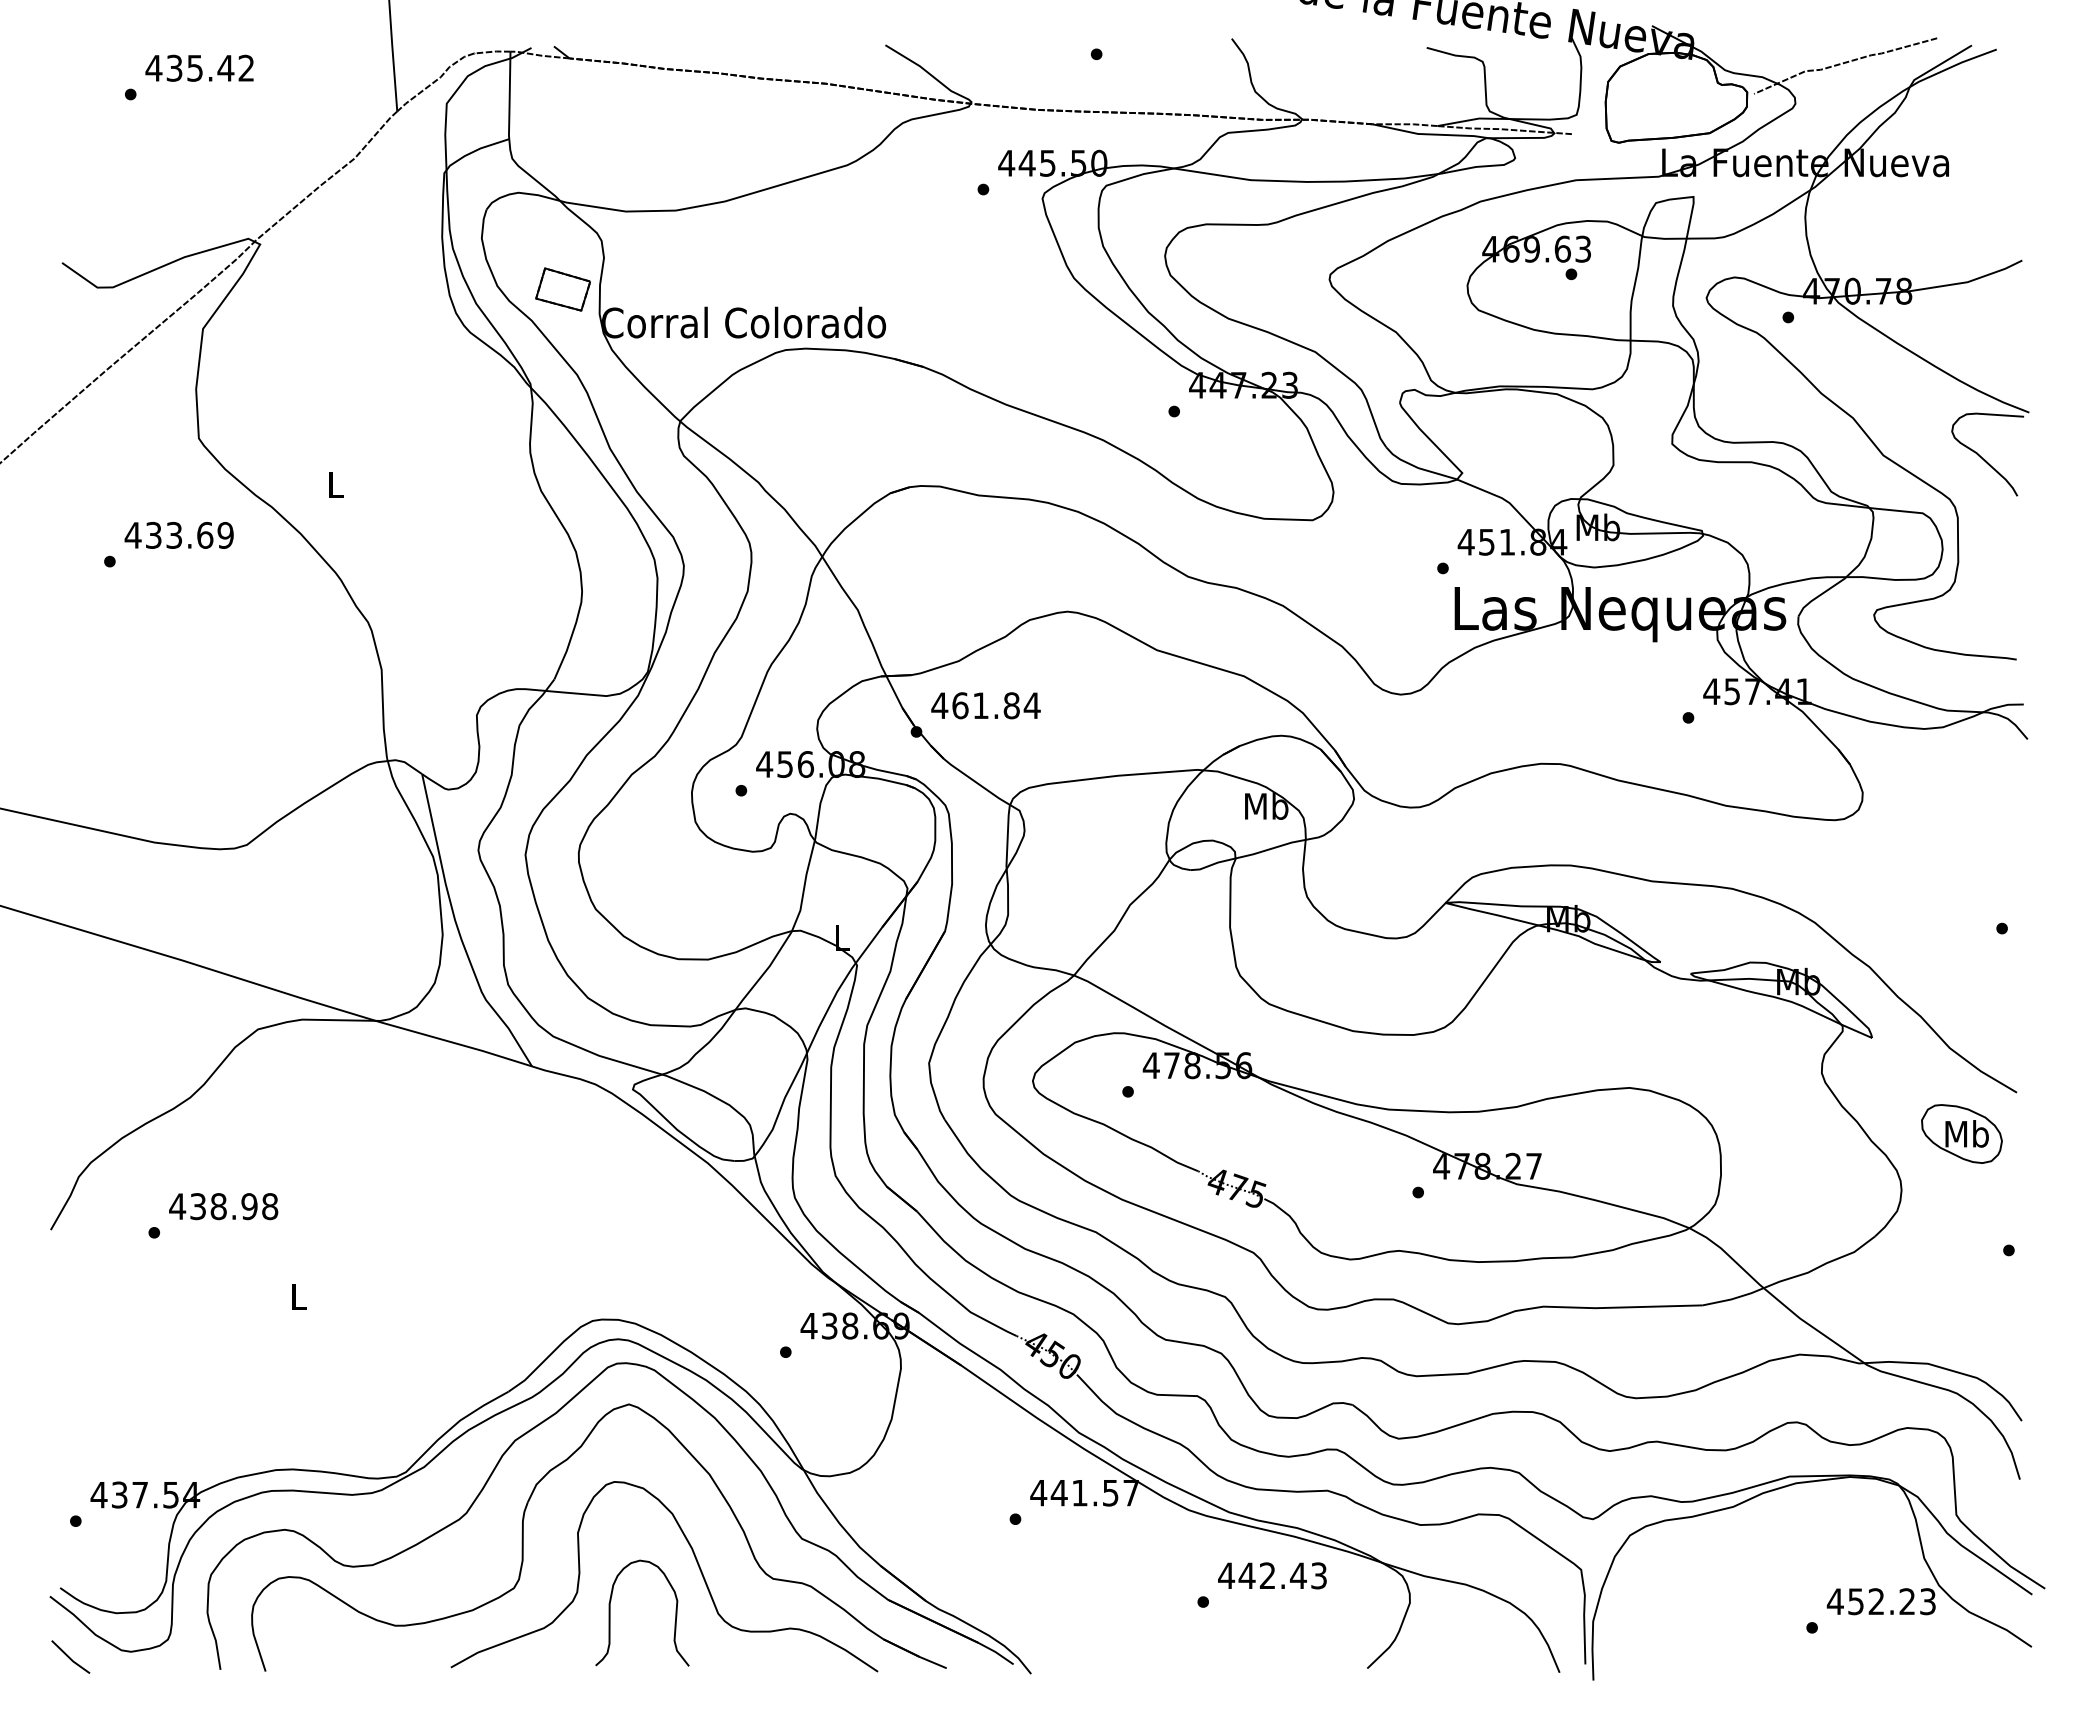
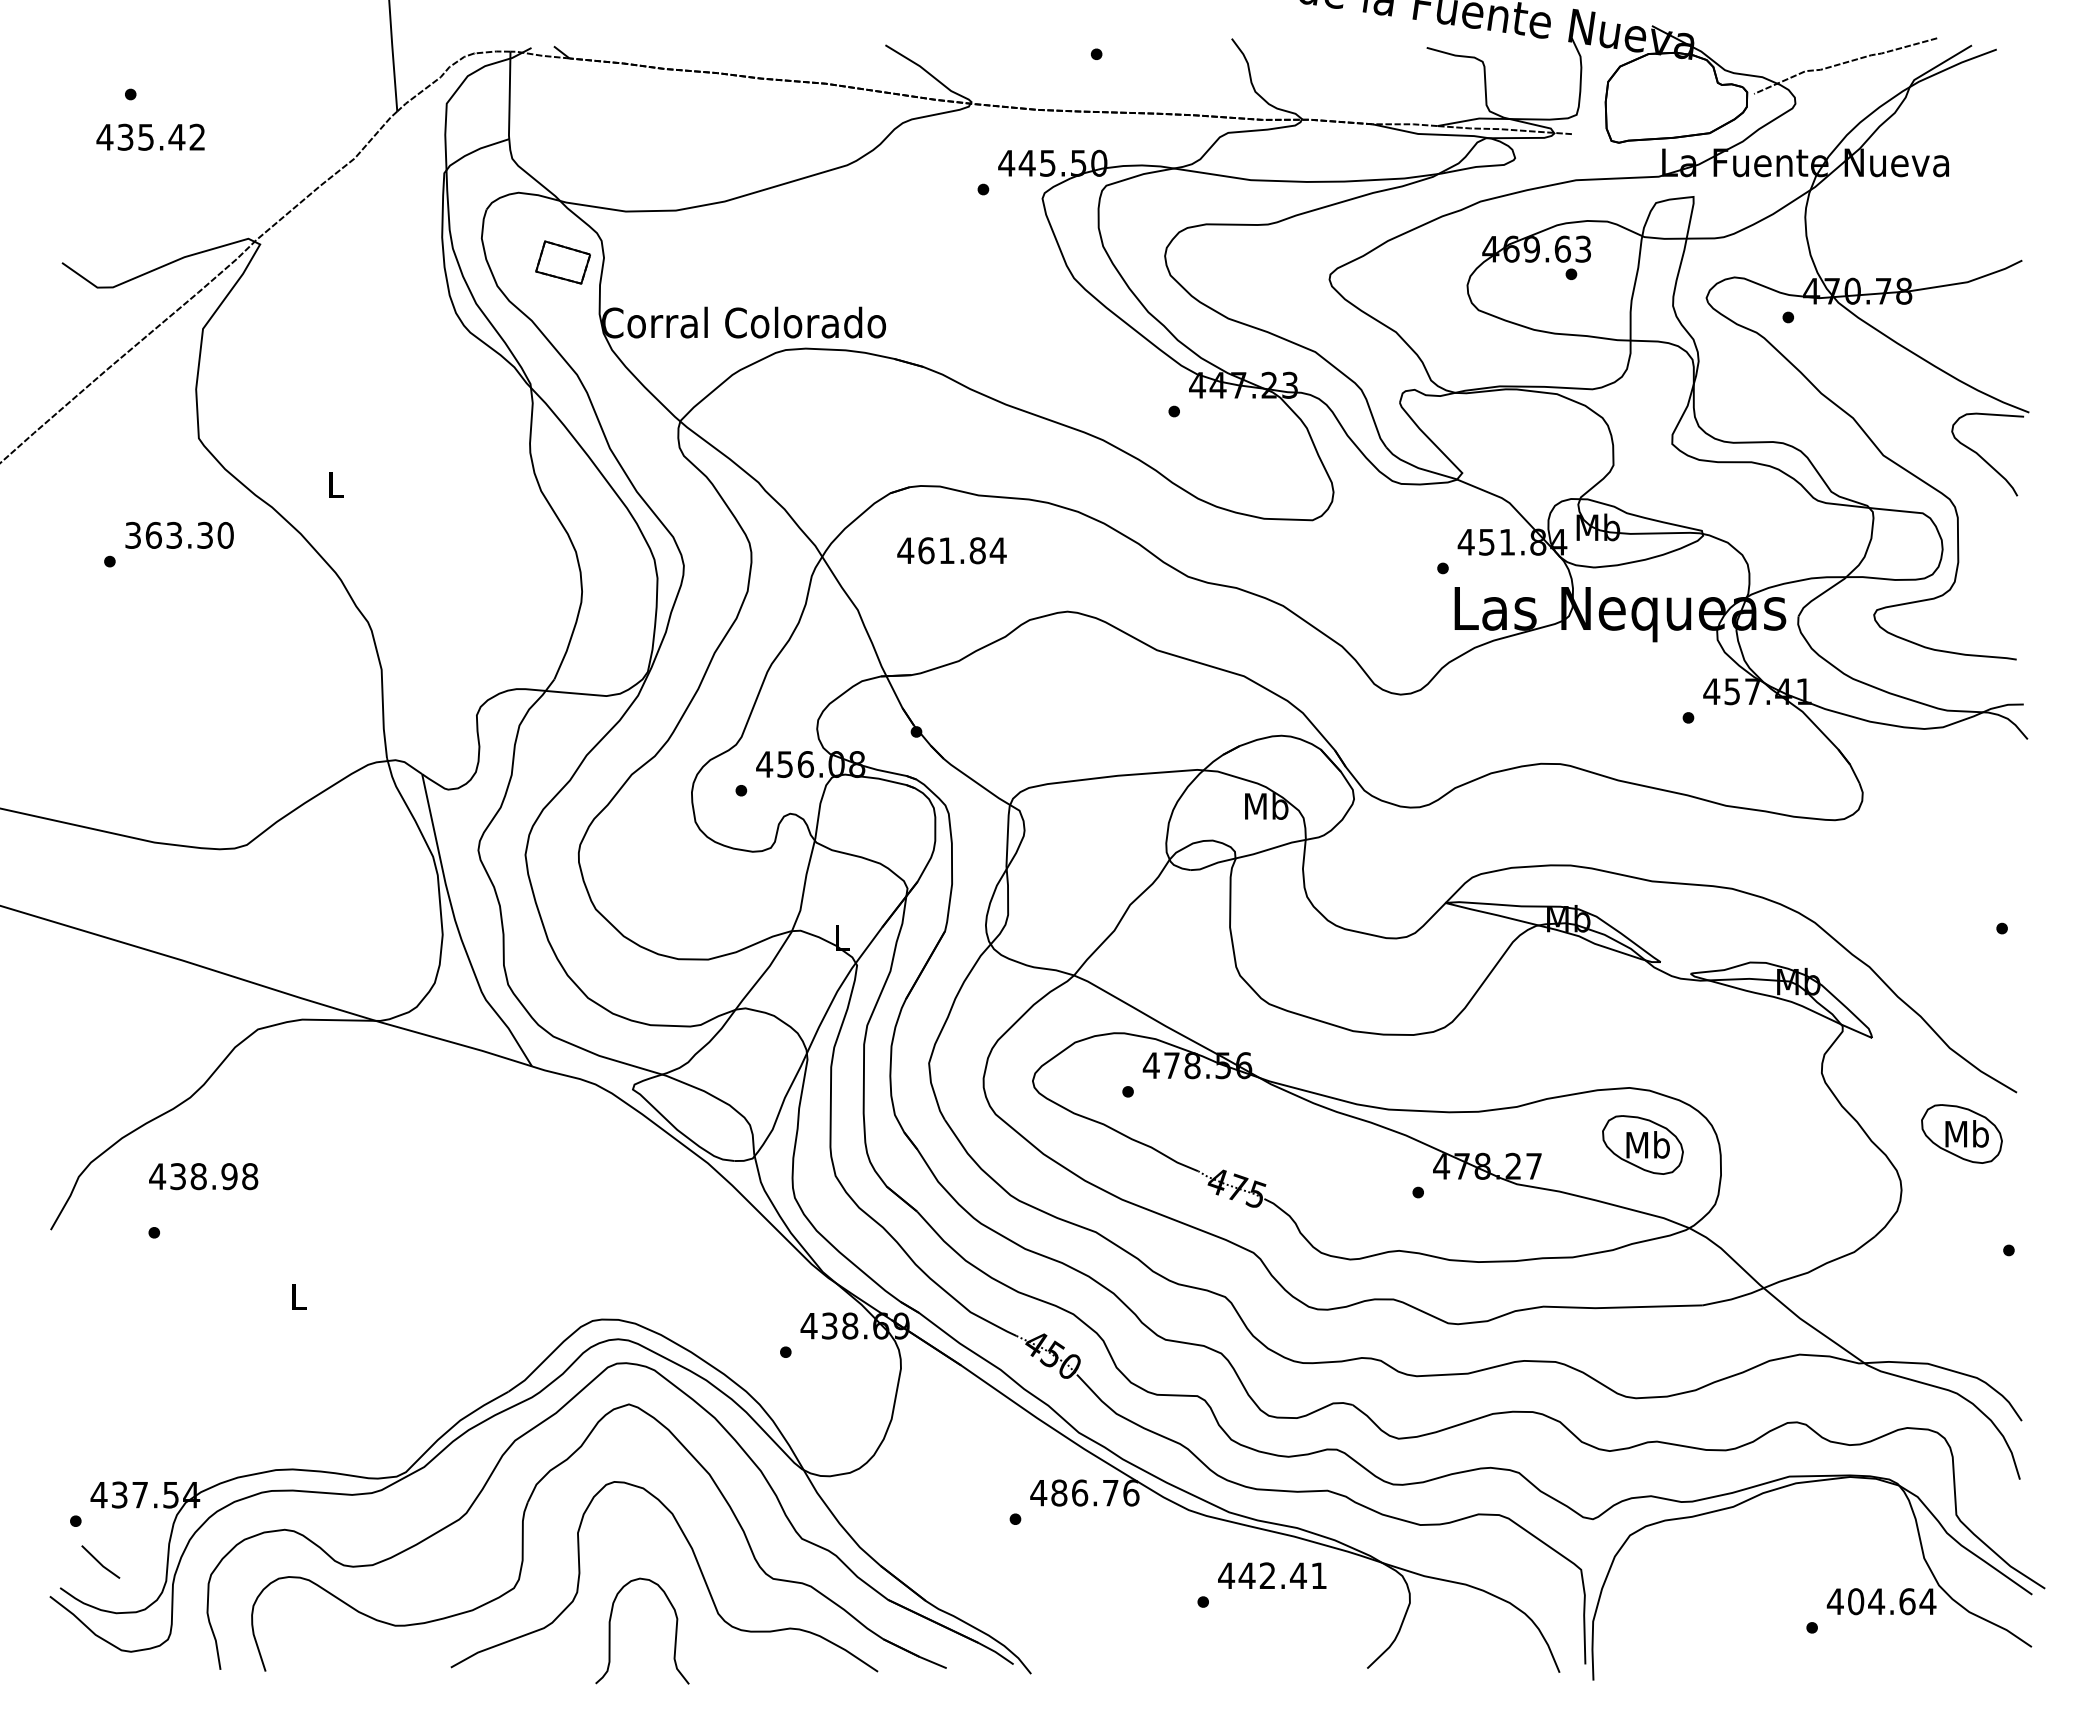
text position: (199, 67) -> (150, 136) (150, 136)
part position: (562, 289) -> (562, 262) (562, 262)
text: 433.69 -> 363.30 (178, 534)
text position: (985, 705) -> (951, 550) (951, 550)
part: none -> present (1642, 1144)
text position: (223, 1206) -> (203, 1176) (203, 1176)
text: 441.57 -> 486.76 (1094, 1492)
text: 442.43 -> 442.41 (1318, 1575)
text: 452.23 -> 404.64 (1892, 1601)
curve position: (610, 1612) -> (610, 1630) (610, 1630)
line position: (69, 1656) -> (99, 1561) (99, 1561)
